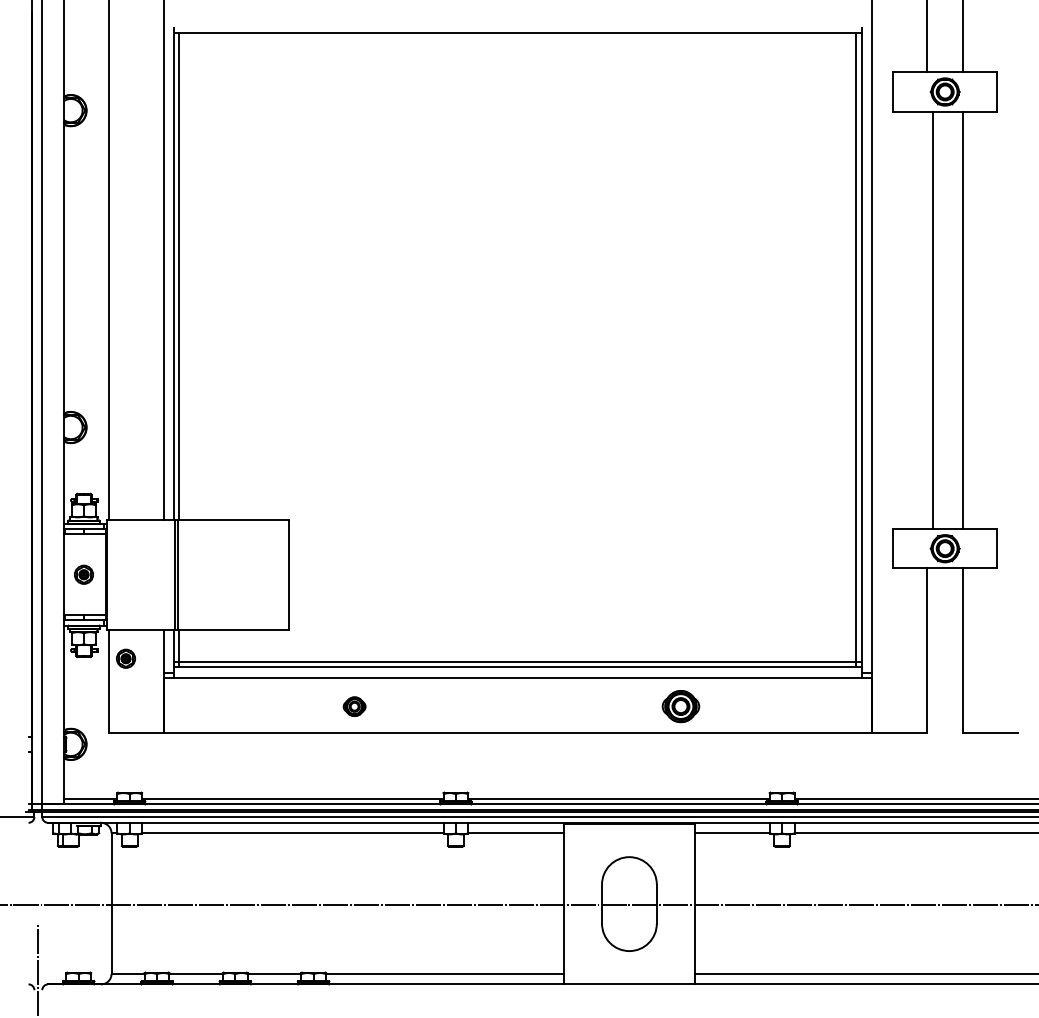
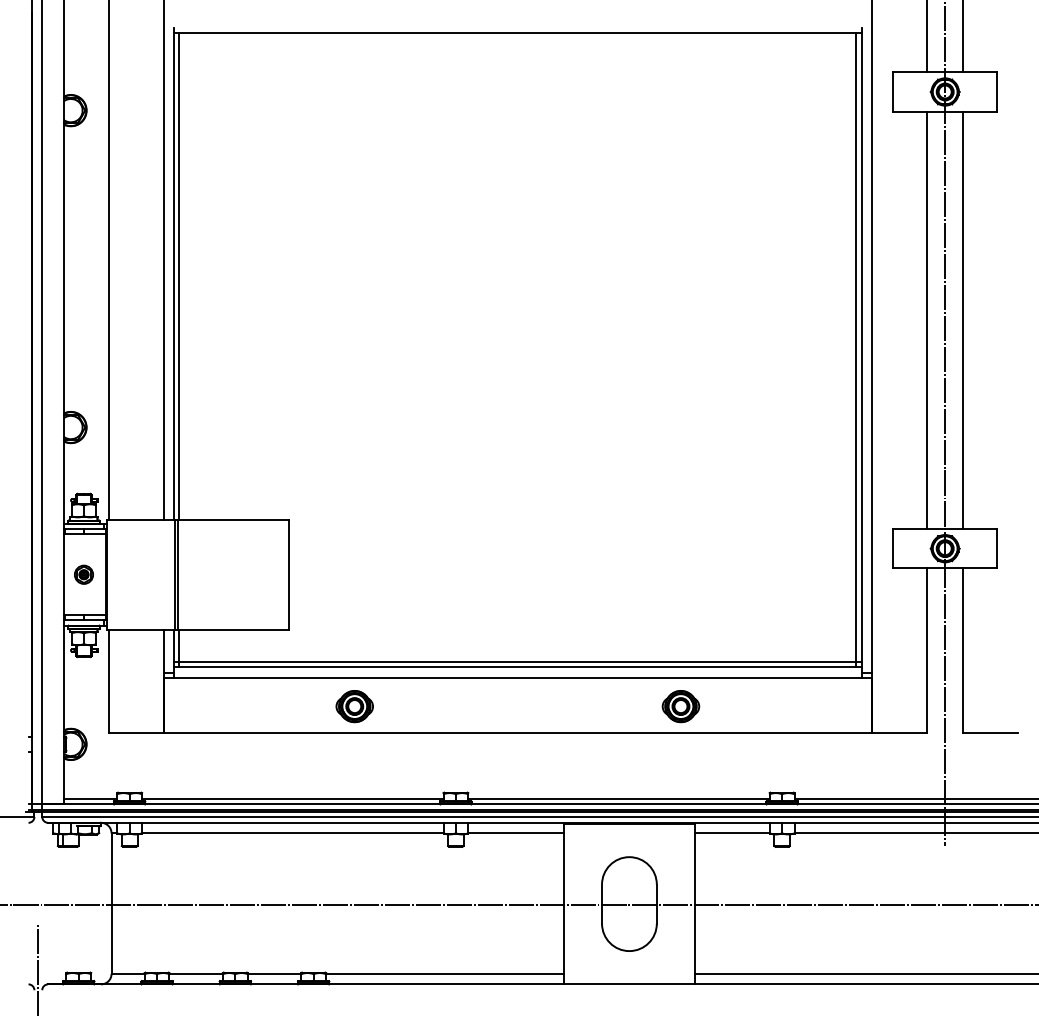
line position: (932, 320) -> (926, 320) (926, 320)
line: none -> present (945, 424)
part: present -> none (125, 658)
part size: 25x21 px -> 39x34 px (354, 706)
